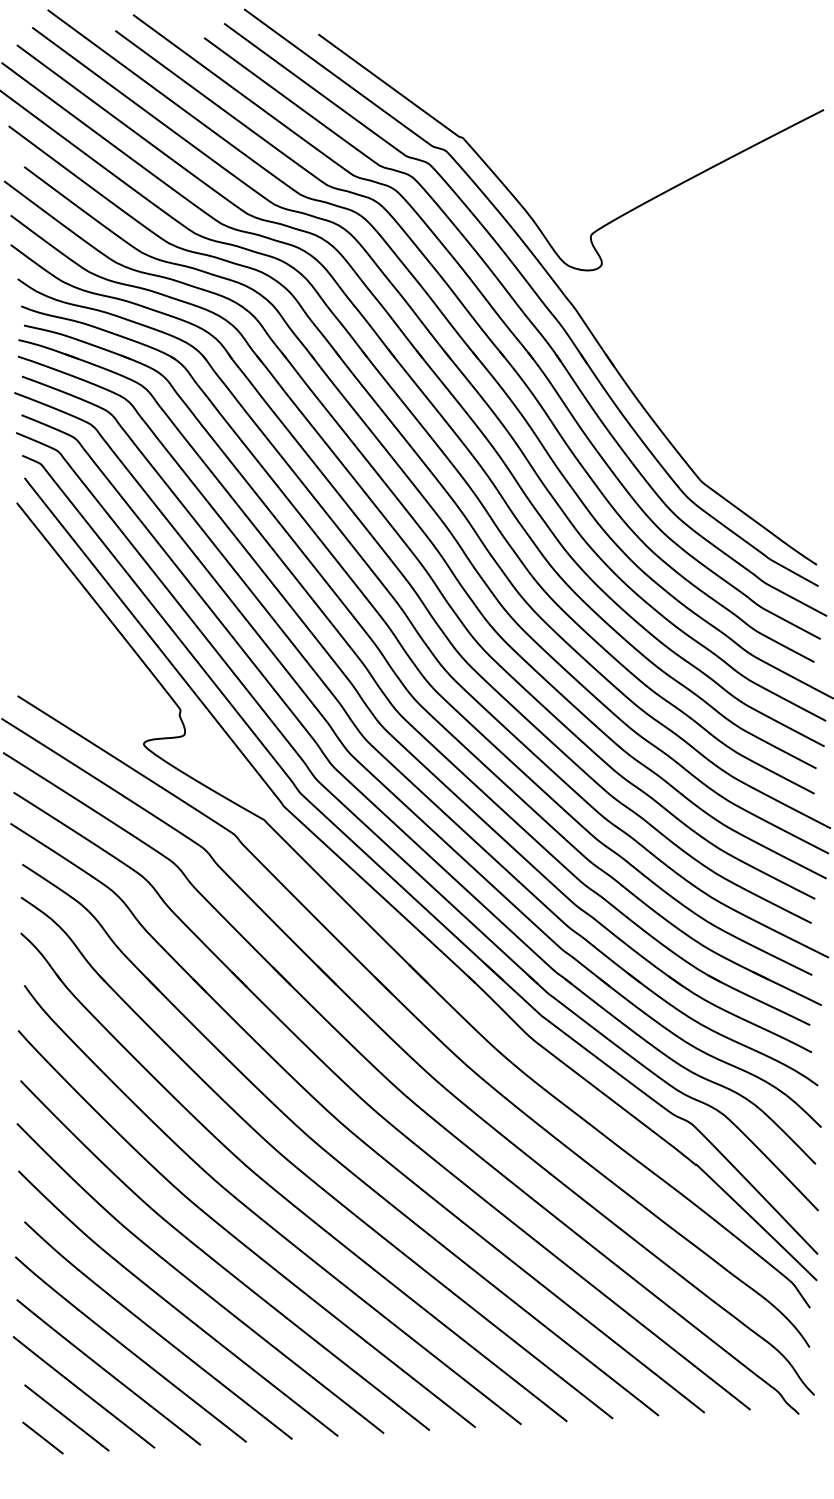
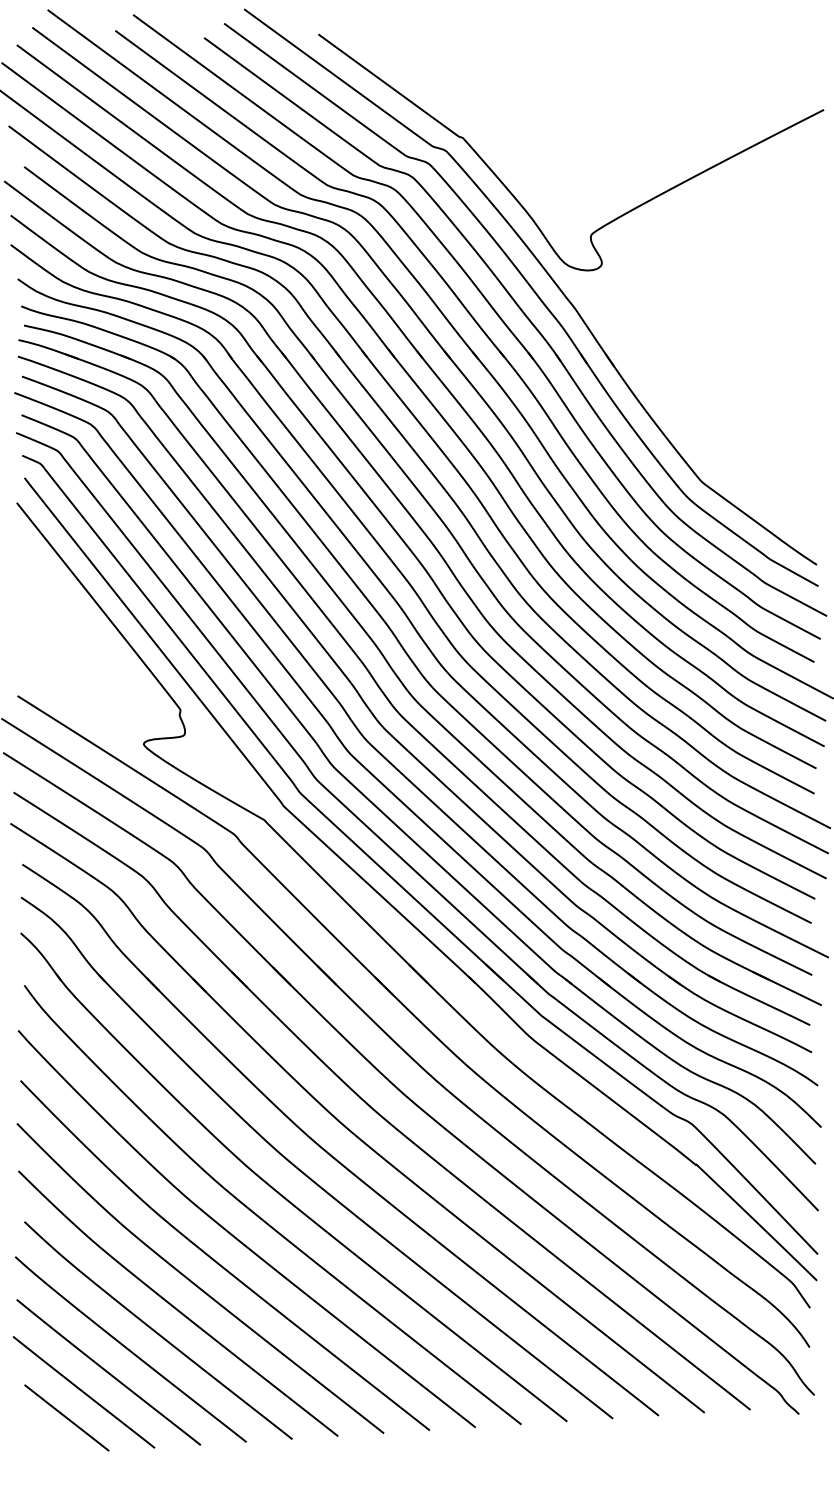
line: present -> none (42, 1437)
